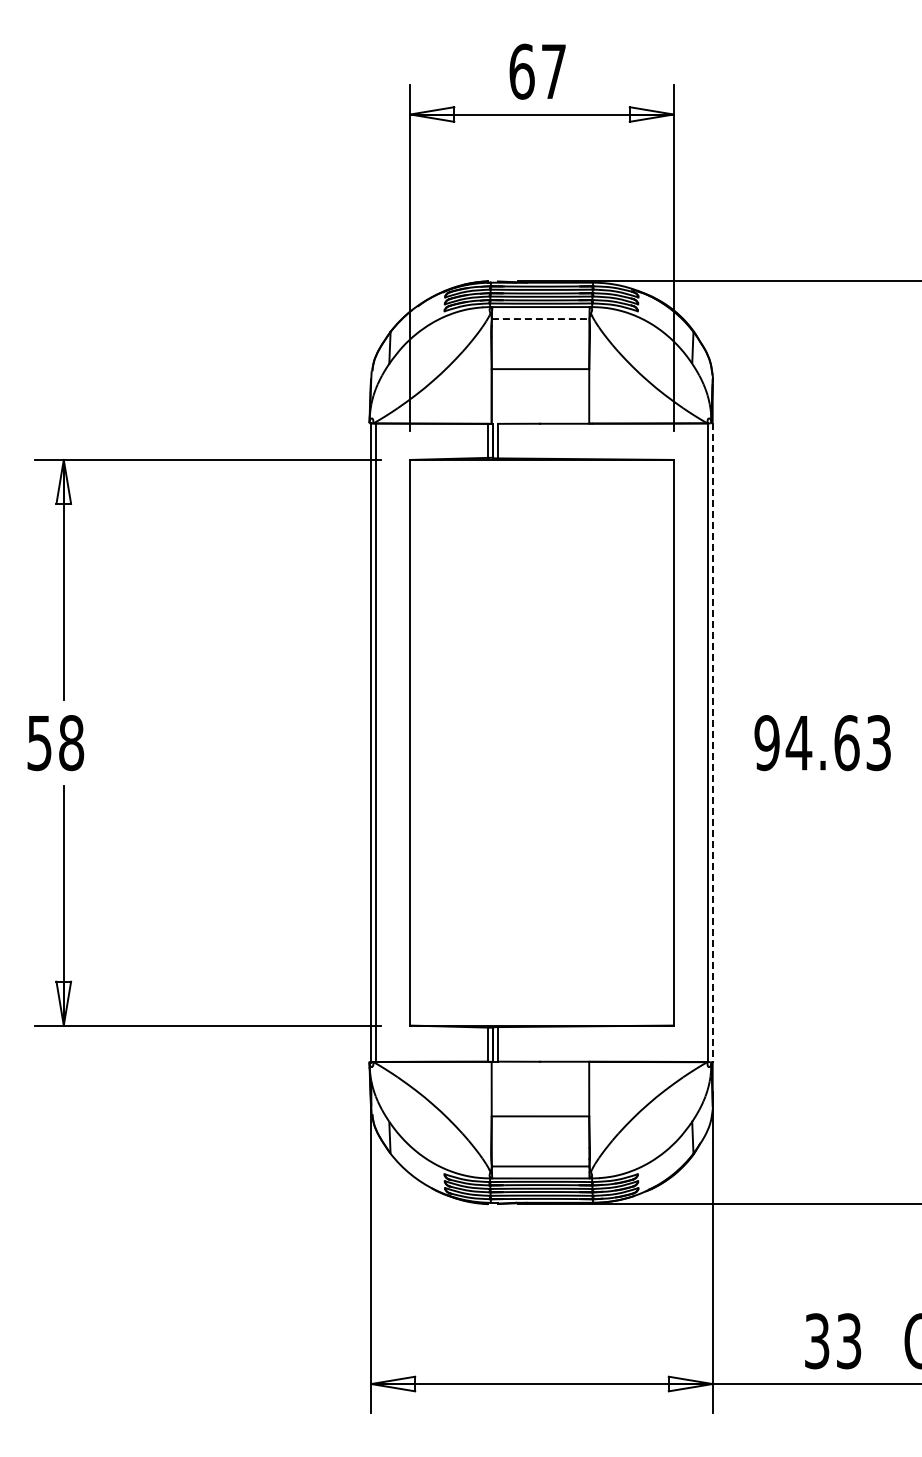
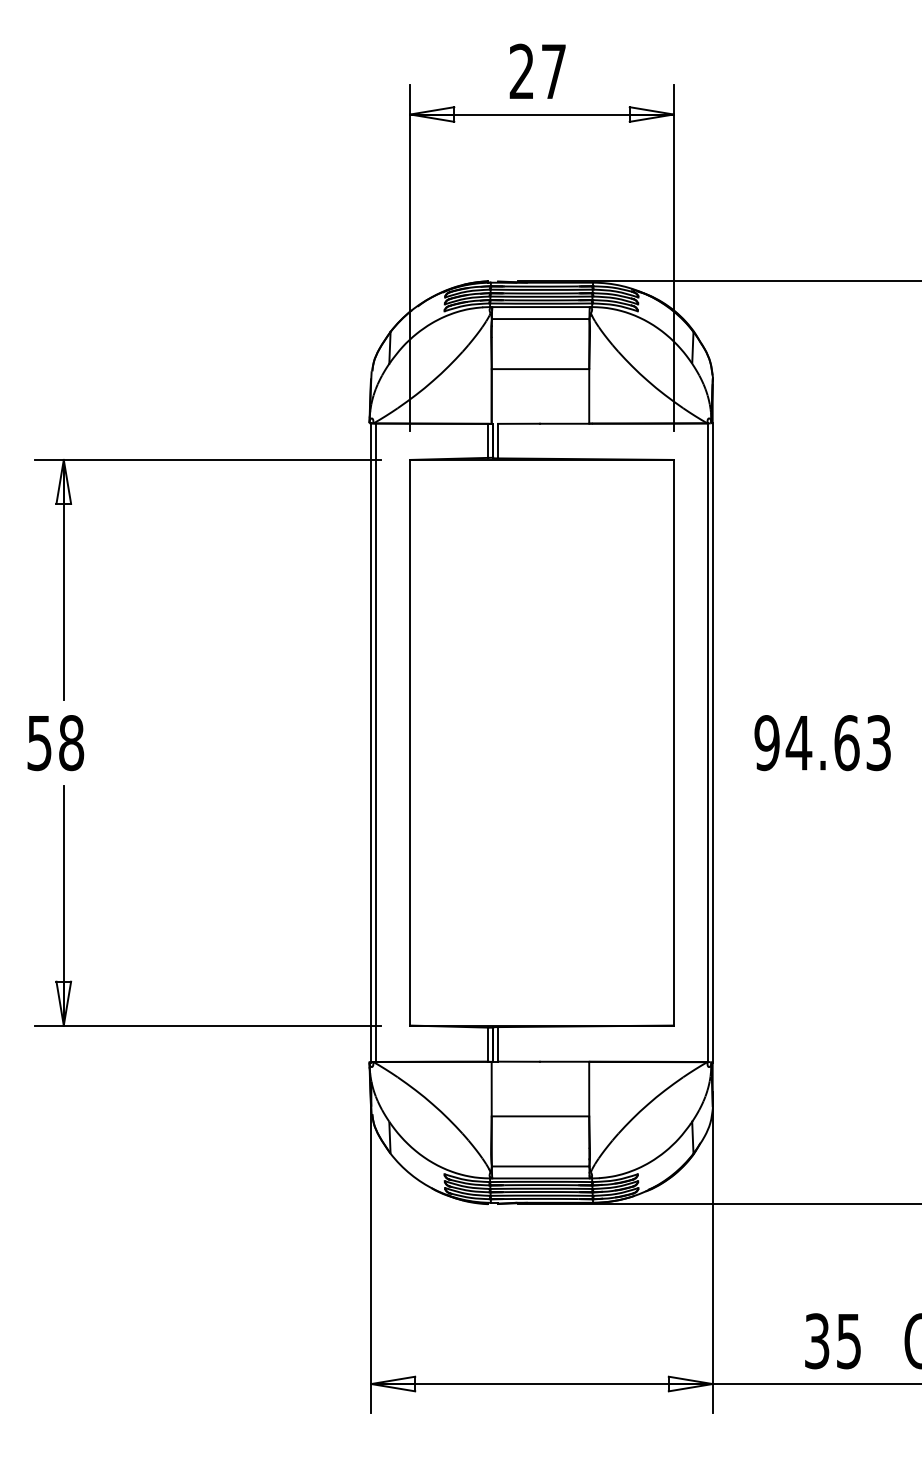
text: 67 -> 27 (521, 71)
line: dashed -> solid (540, 319)
line: dashed -> solid (712, 742)
text: 33 -> 35 (849, 1340)
